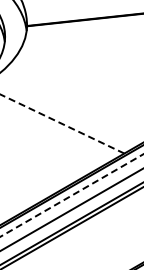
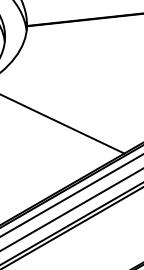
line: dashed -> solid (62, 123)
line: dashed -> solid (71, 195)
